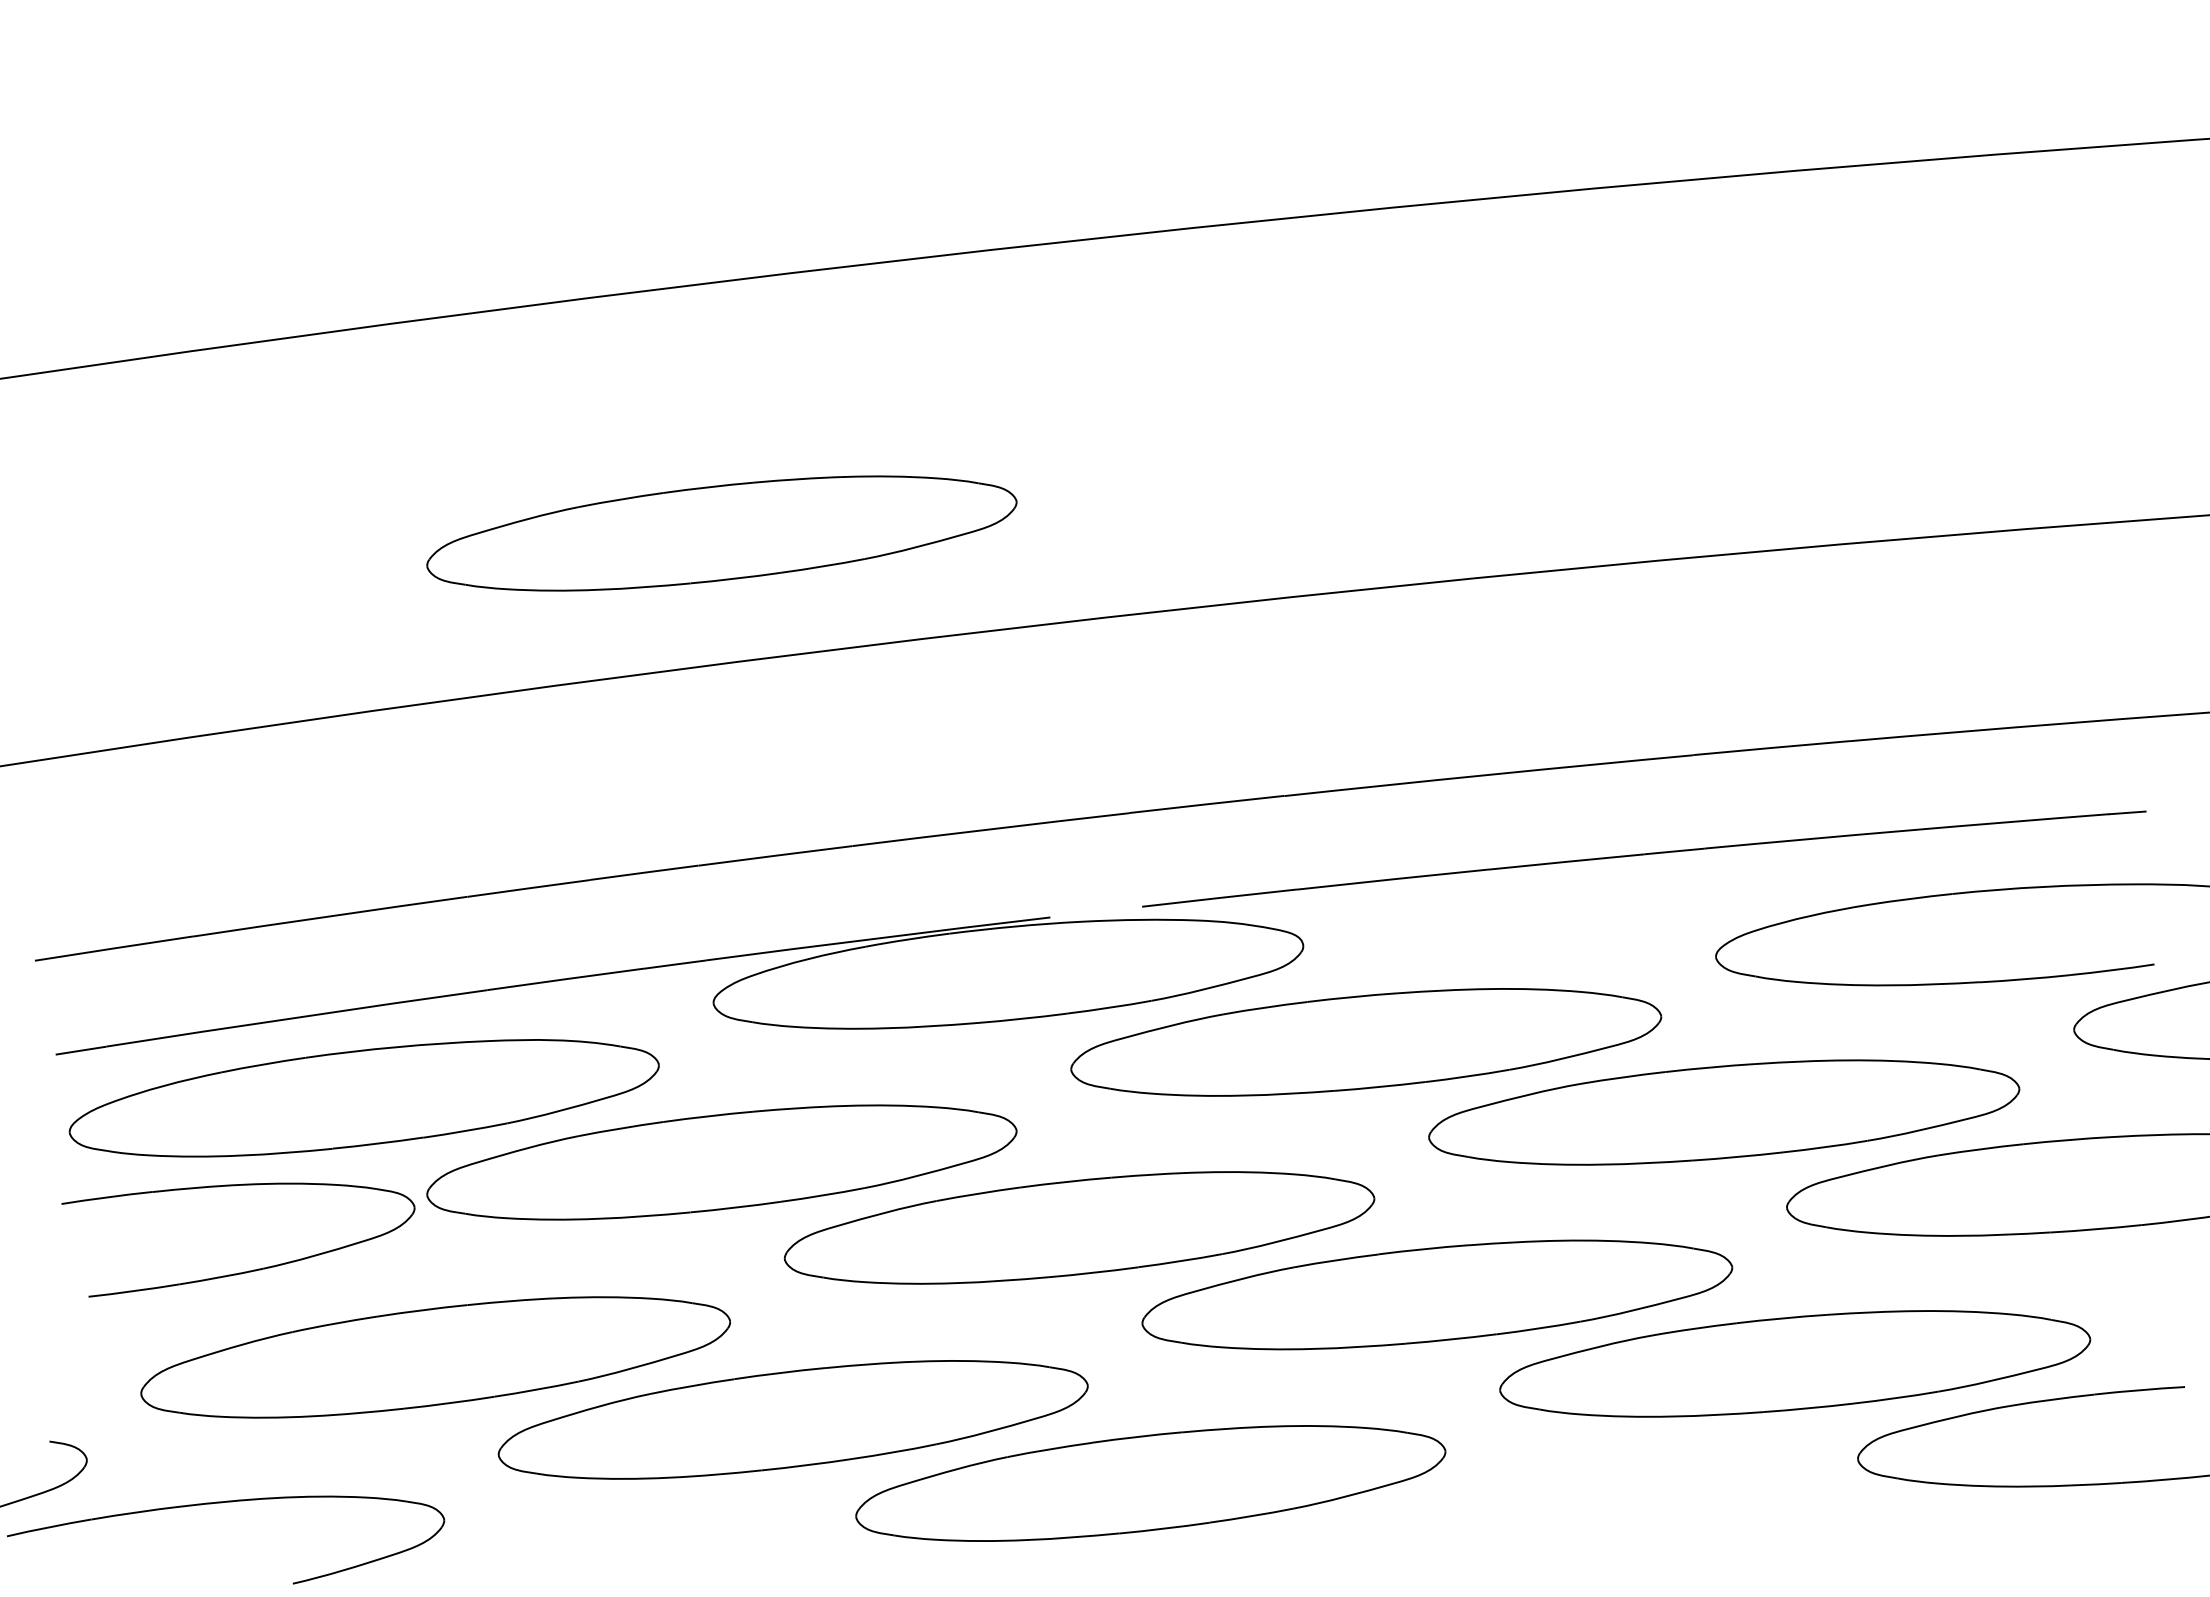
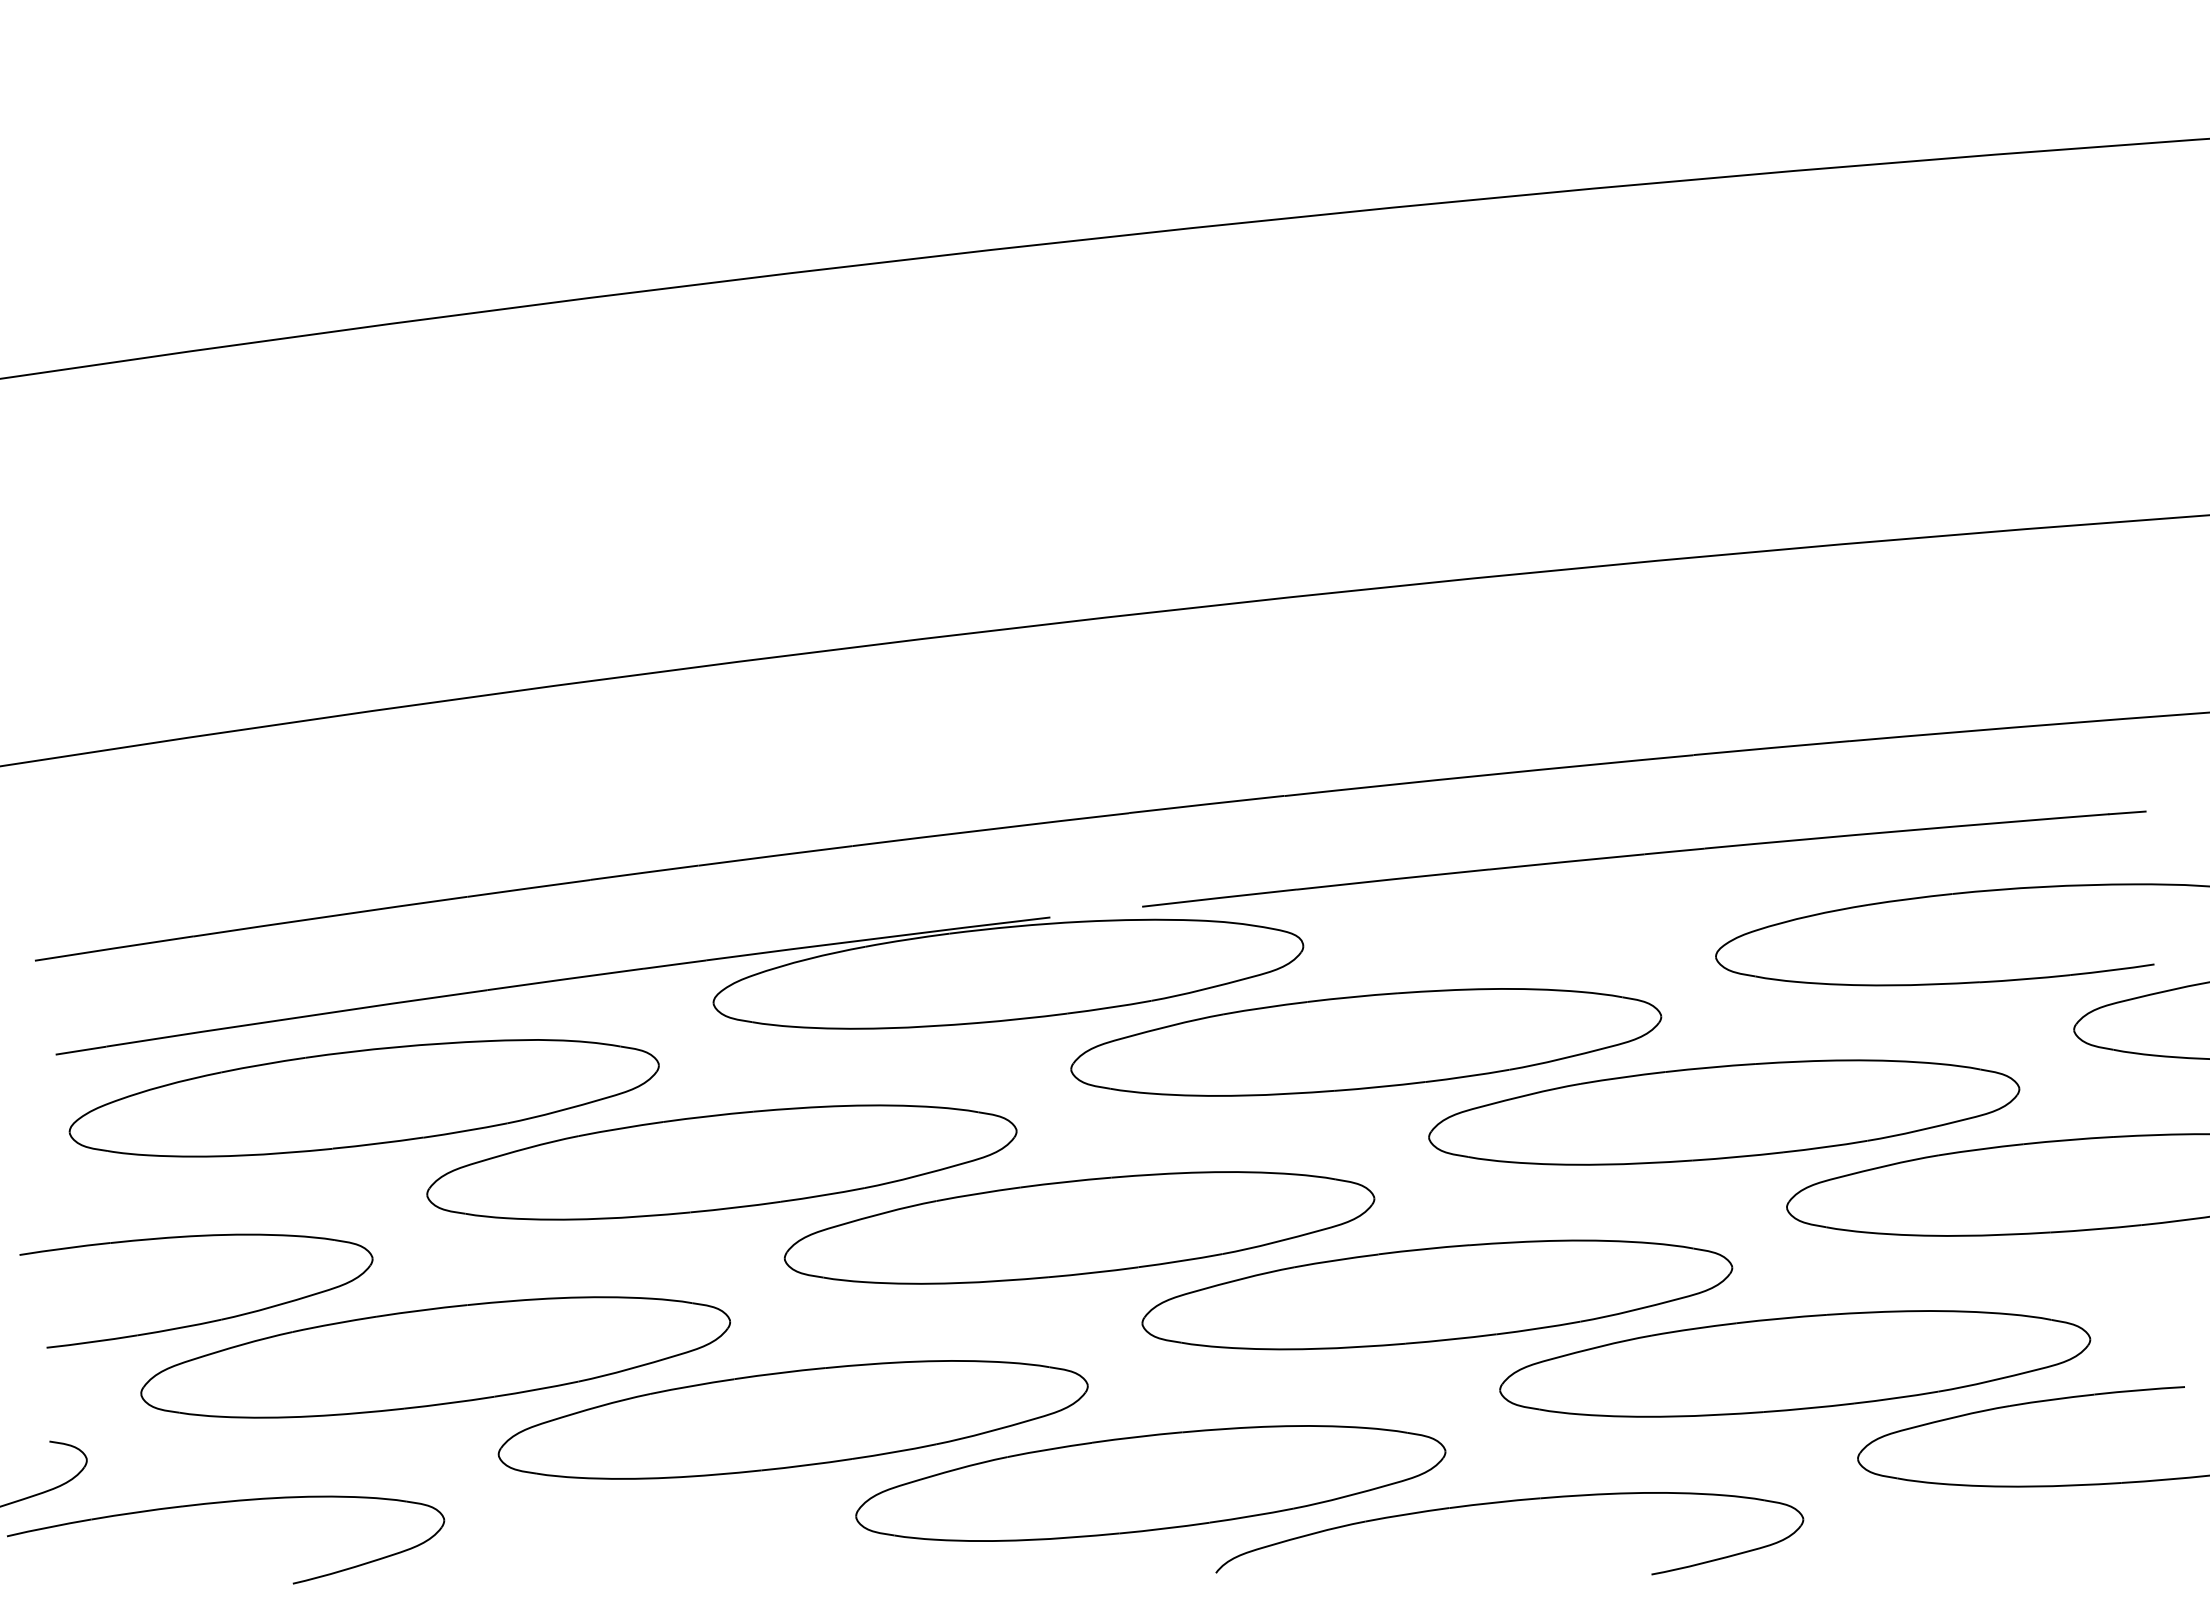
part: present -> none (721, 533)
part position: (244, 1271) -> (202, 1322) (202, 1322)
part: none -> present (1508, 1502)
